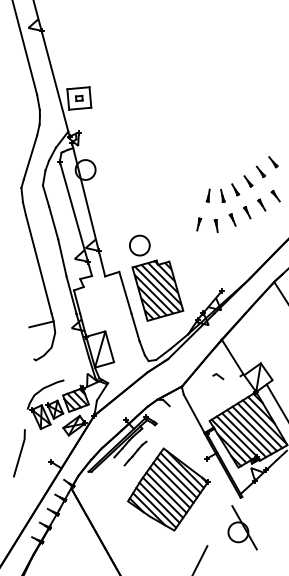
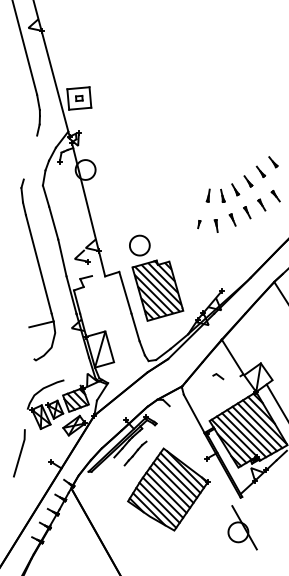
line: present -> none (30, 157)
line: present -> none (75, 218)
part size: 7x15 px -> 5x10 px (199, 224)
line: present -> none (200, 559)
